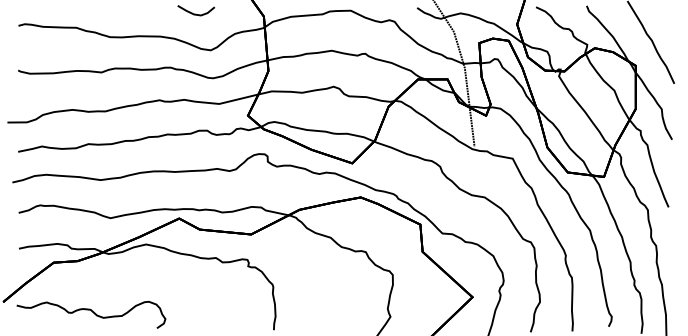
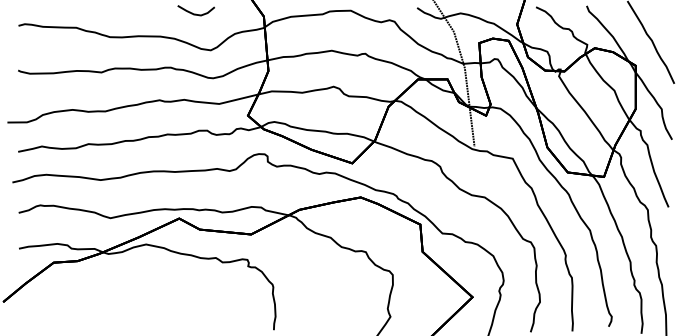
curve: present -> none (92, 312)
